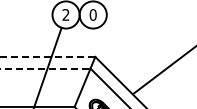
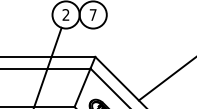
text: 0 -> 7 (92, 14)
line: dashed -> solid (48, 56)
line: dashed -> solid (45, 68)
line position: (163, 70) -> (165, 79) (165, 79)
